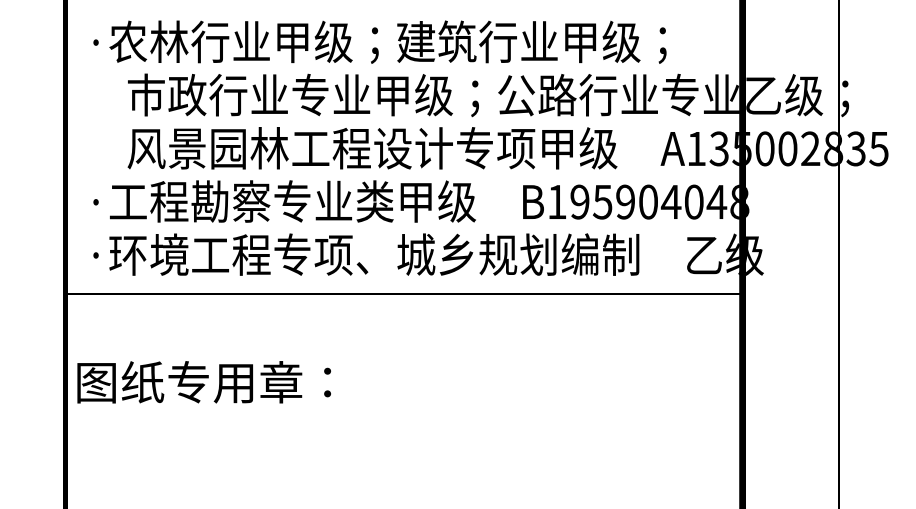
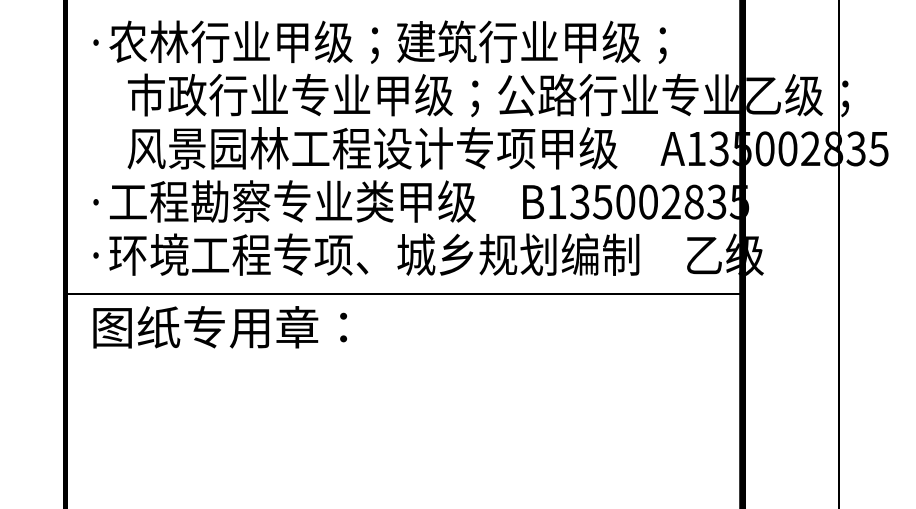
text: B195904048 -> B135002835 (659, 201)
text position: (203, 382) -> (219, 327) (219, 327)
